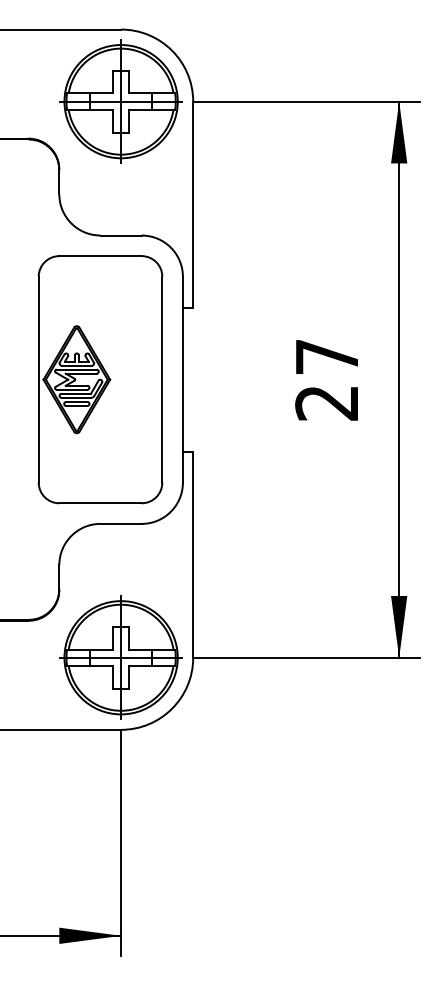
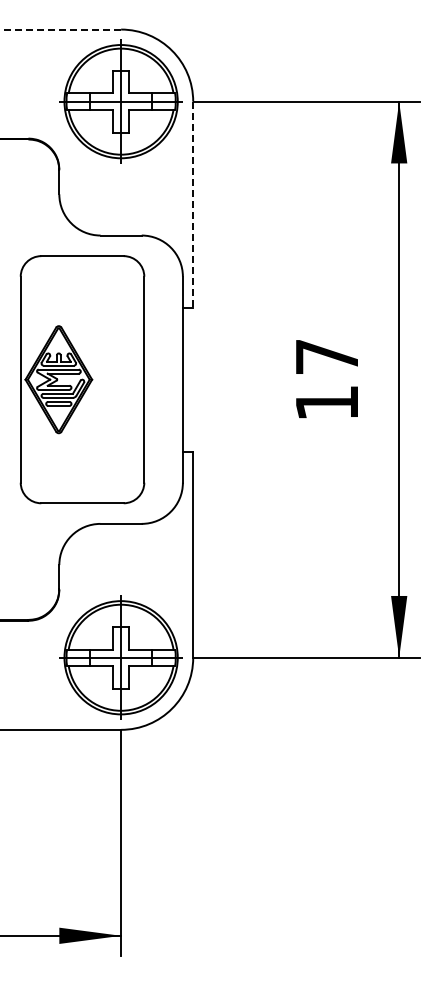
line: solid -> dashed (60, 29)
line: solid -> dashed (193, 204)
part position: (100, 379) -> (82, 379) (82, 379)
text: 27 -> 17 (326, 403)
